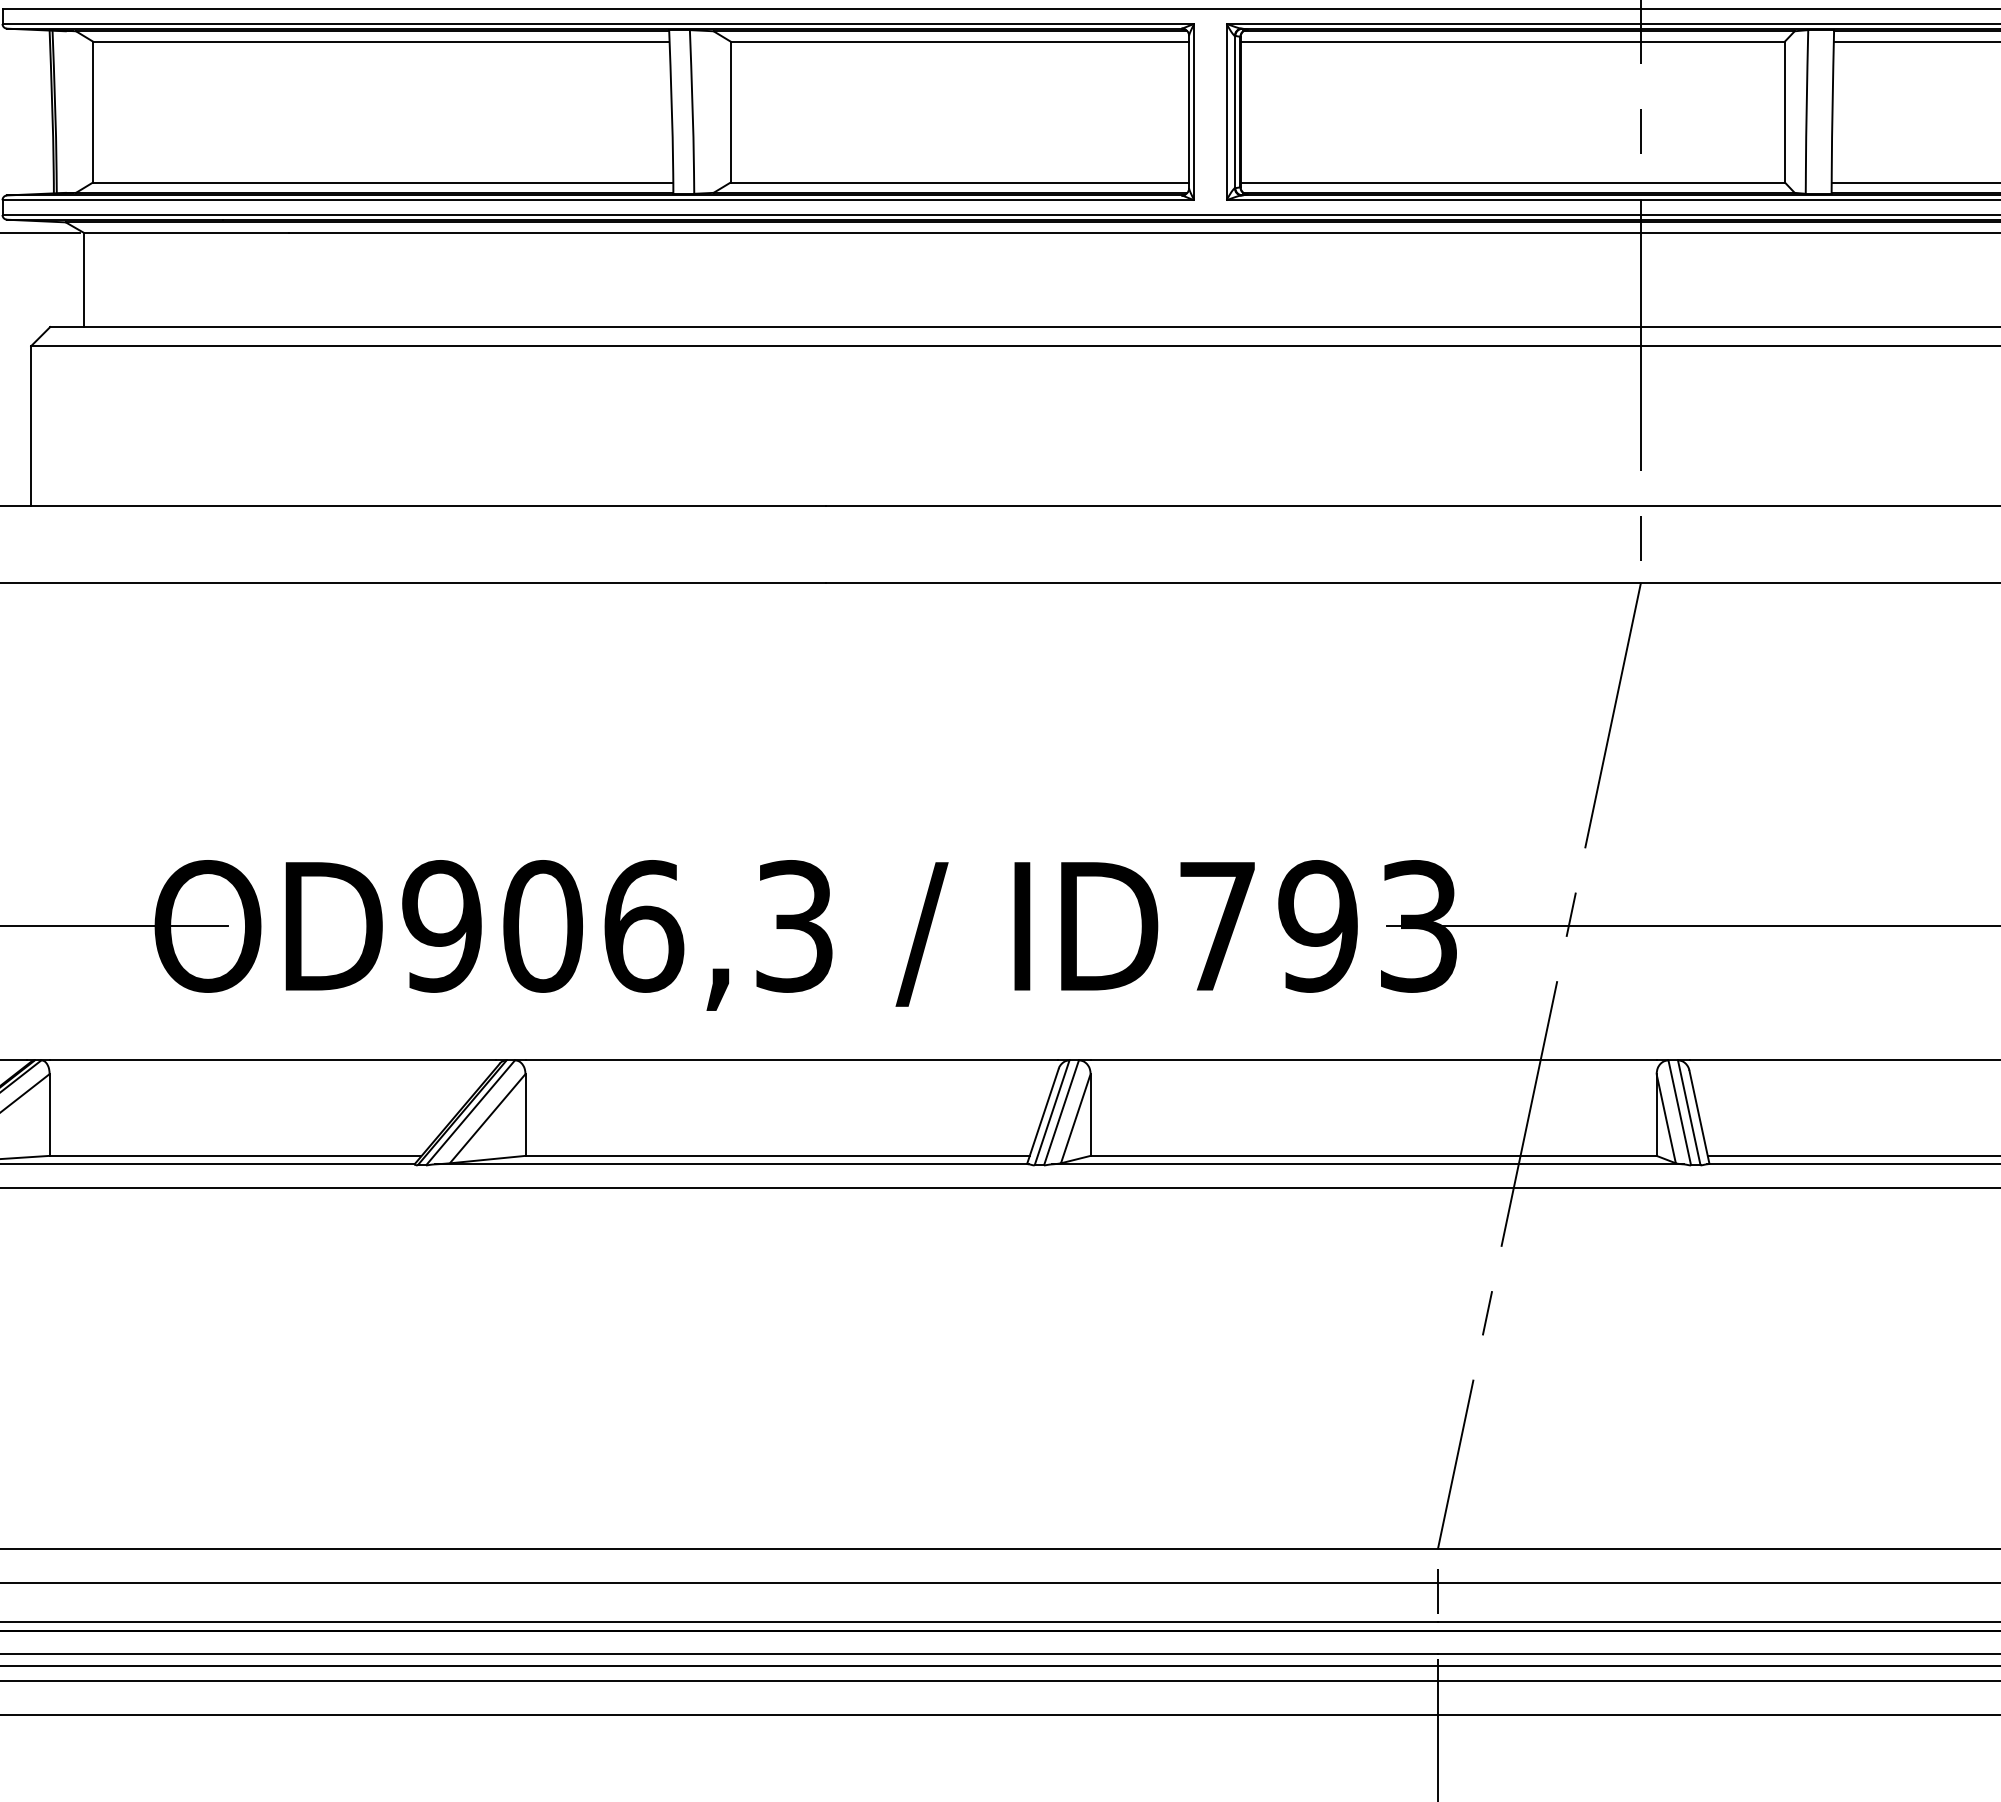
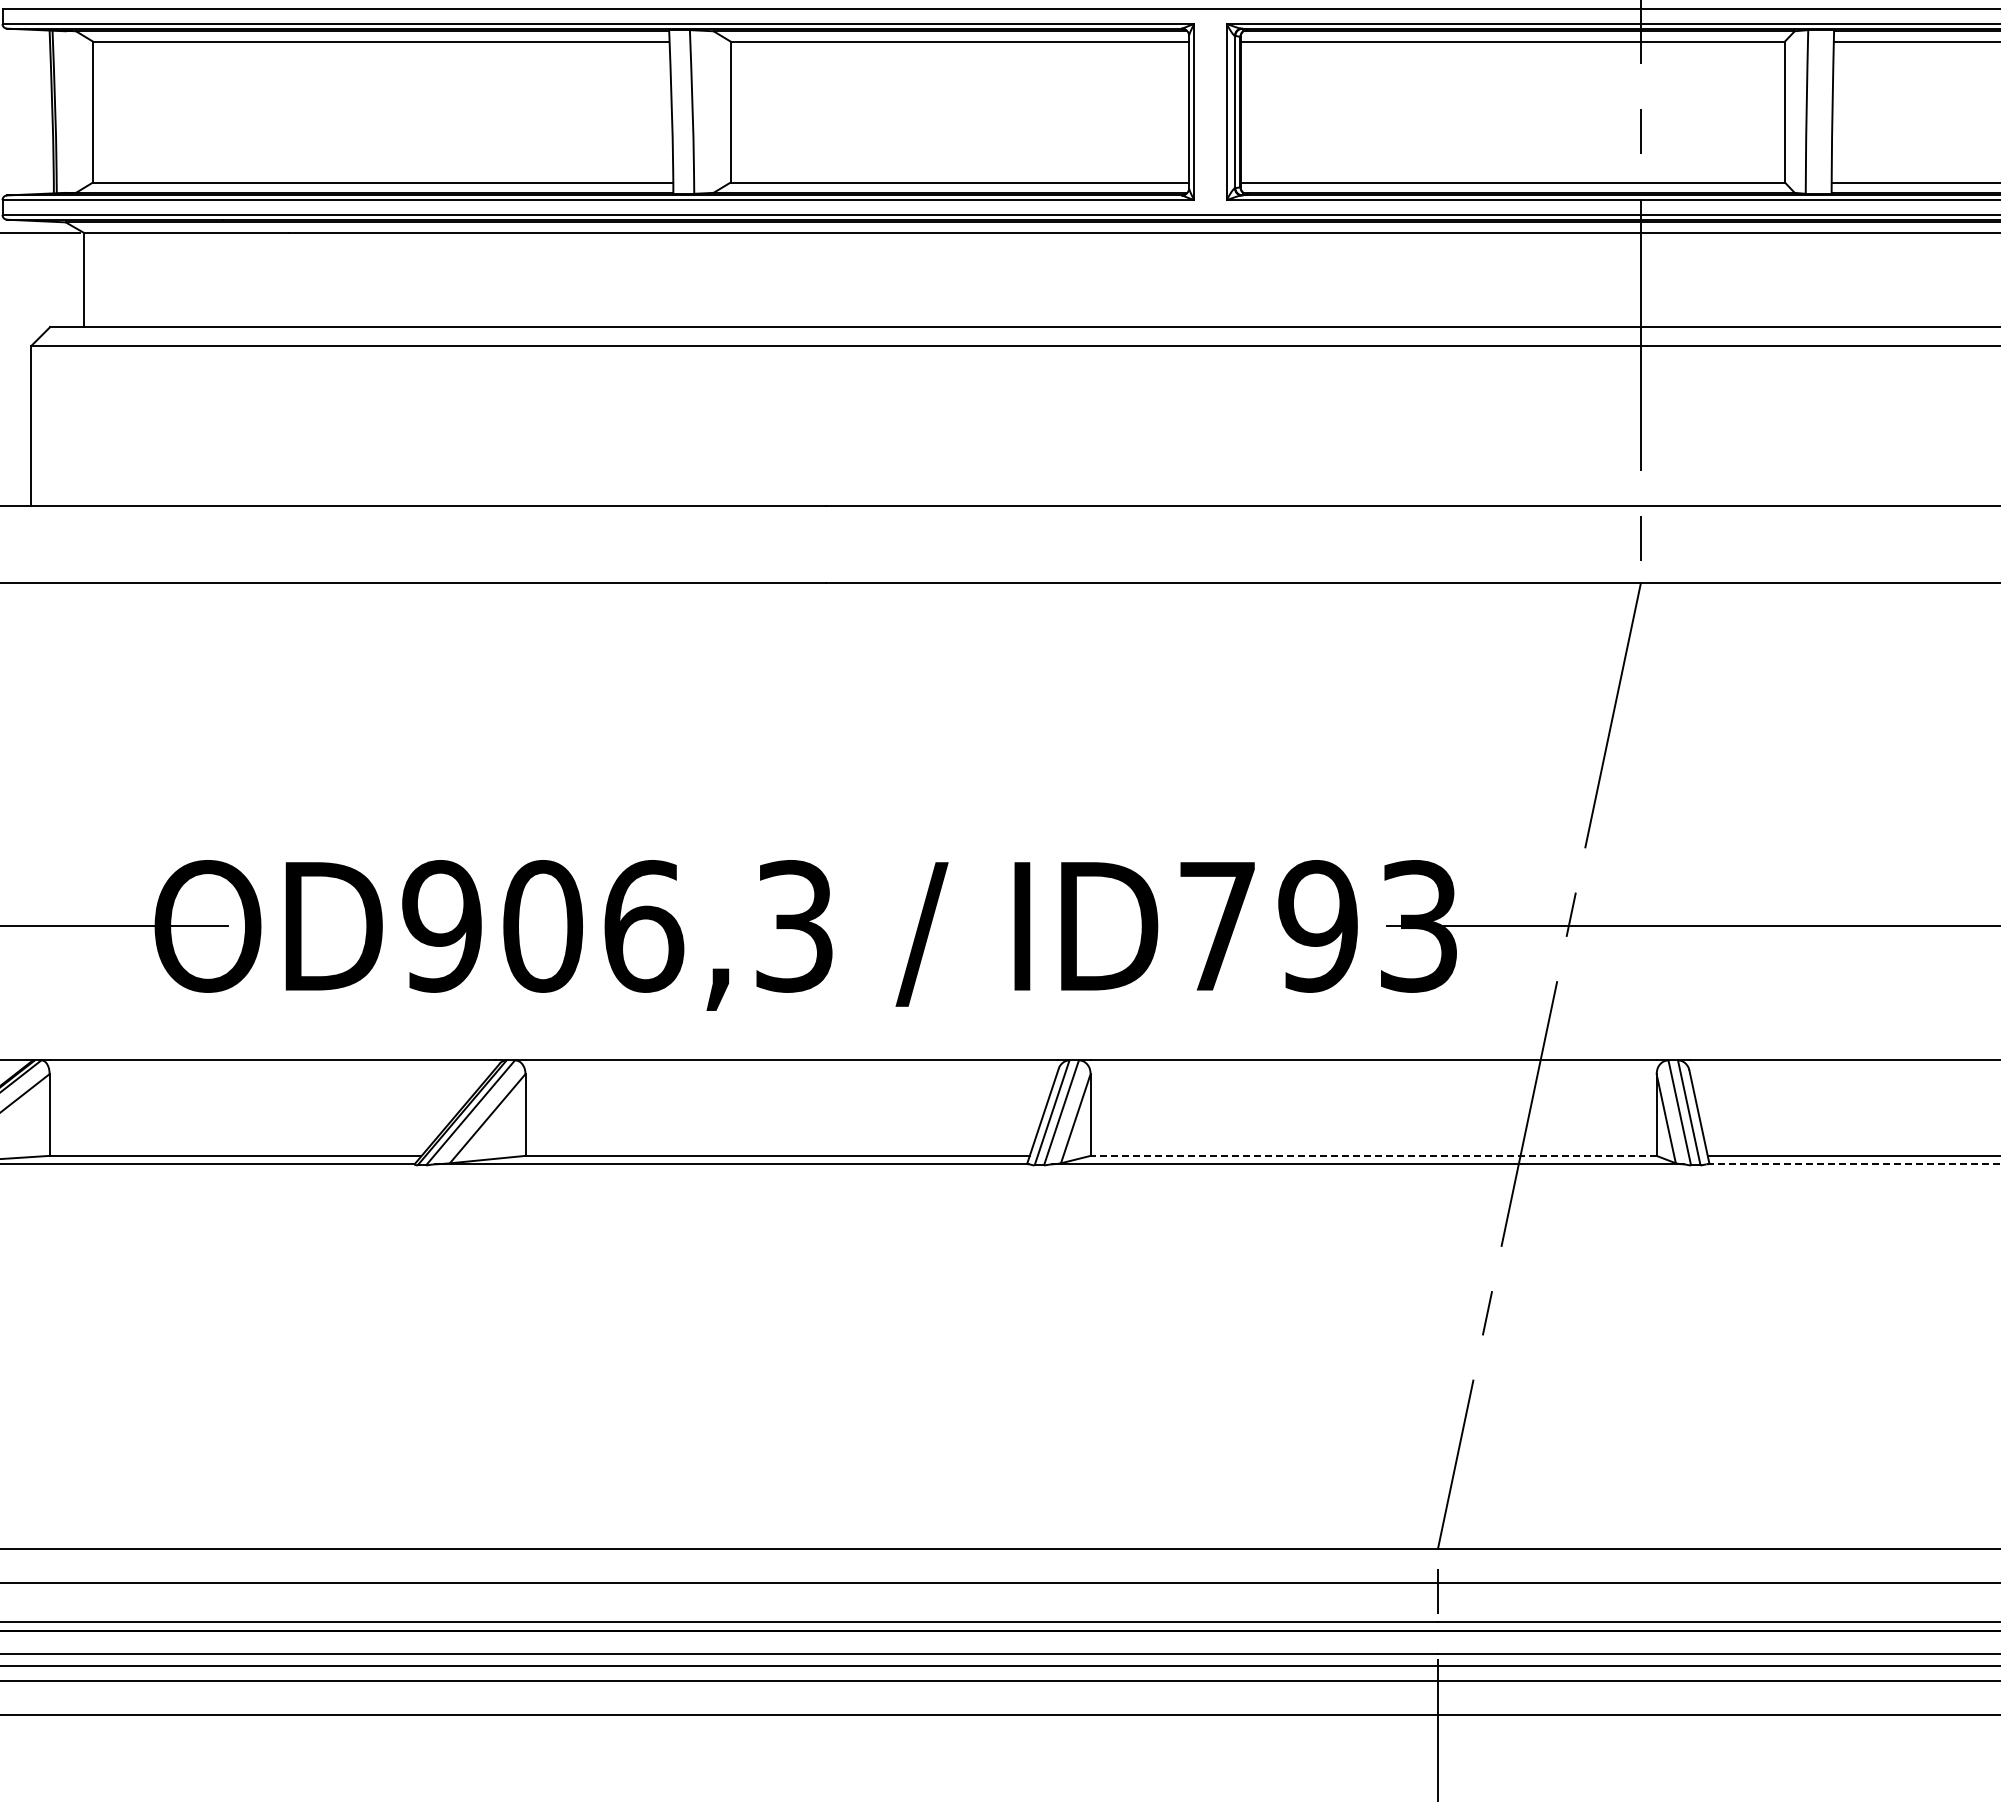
line: solid -> dashed (1373, 1155)
line: solid -> dashed (1853, 1164)
line: present -> none (999, 1188)
